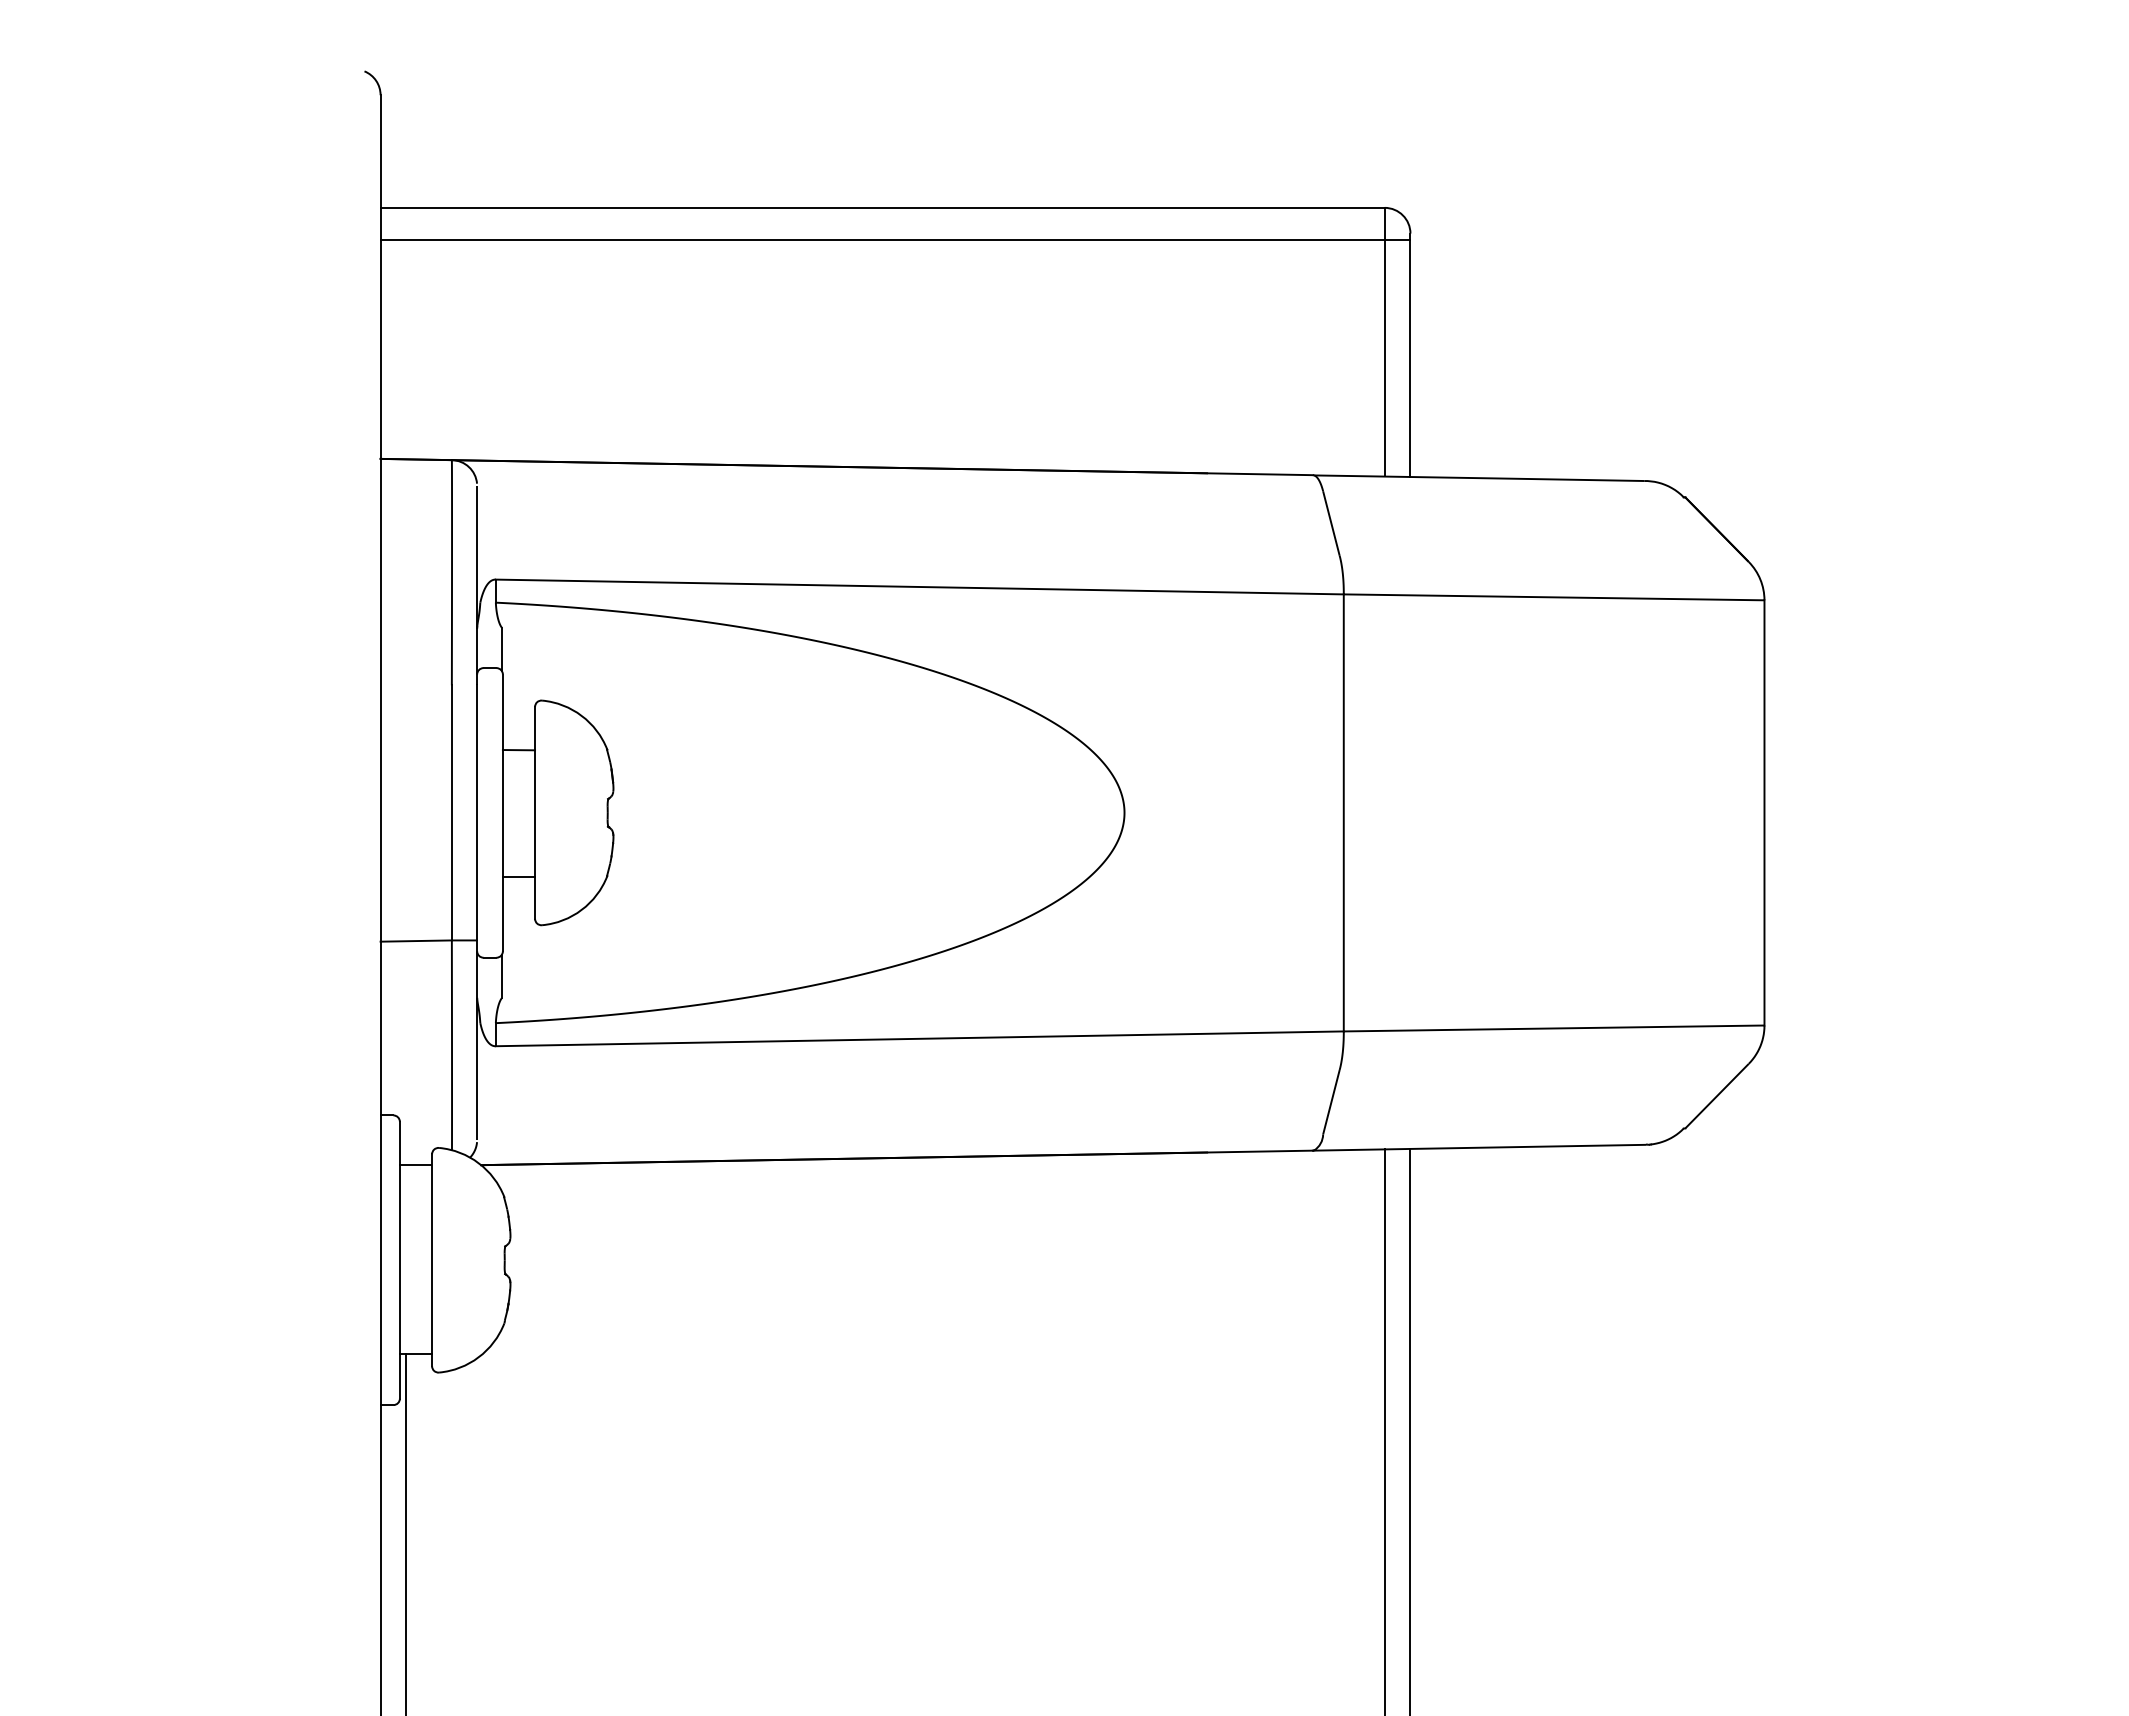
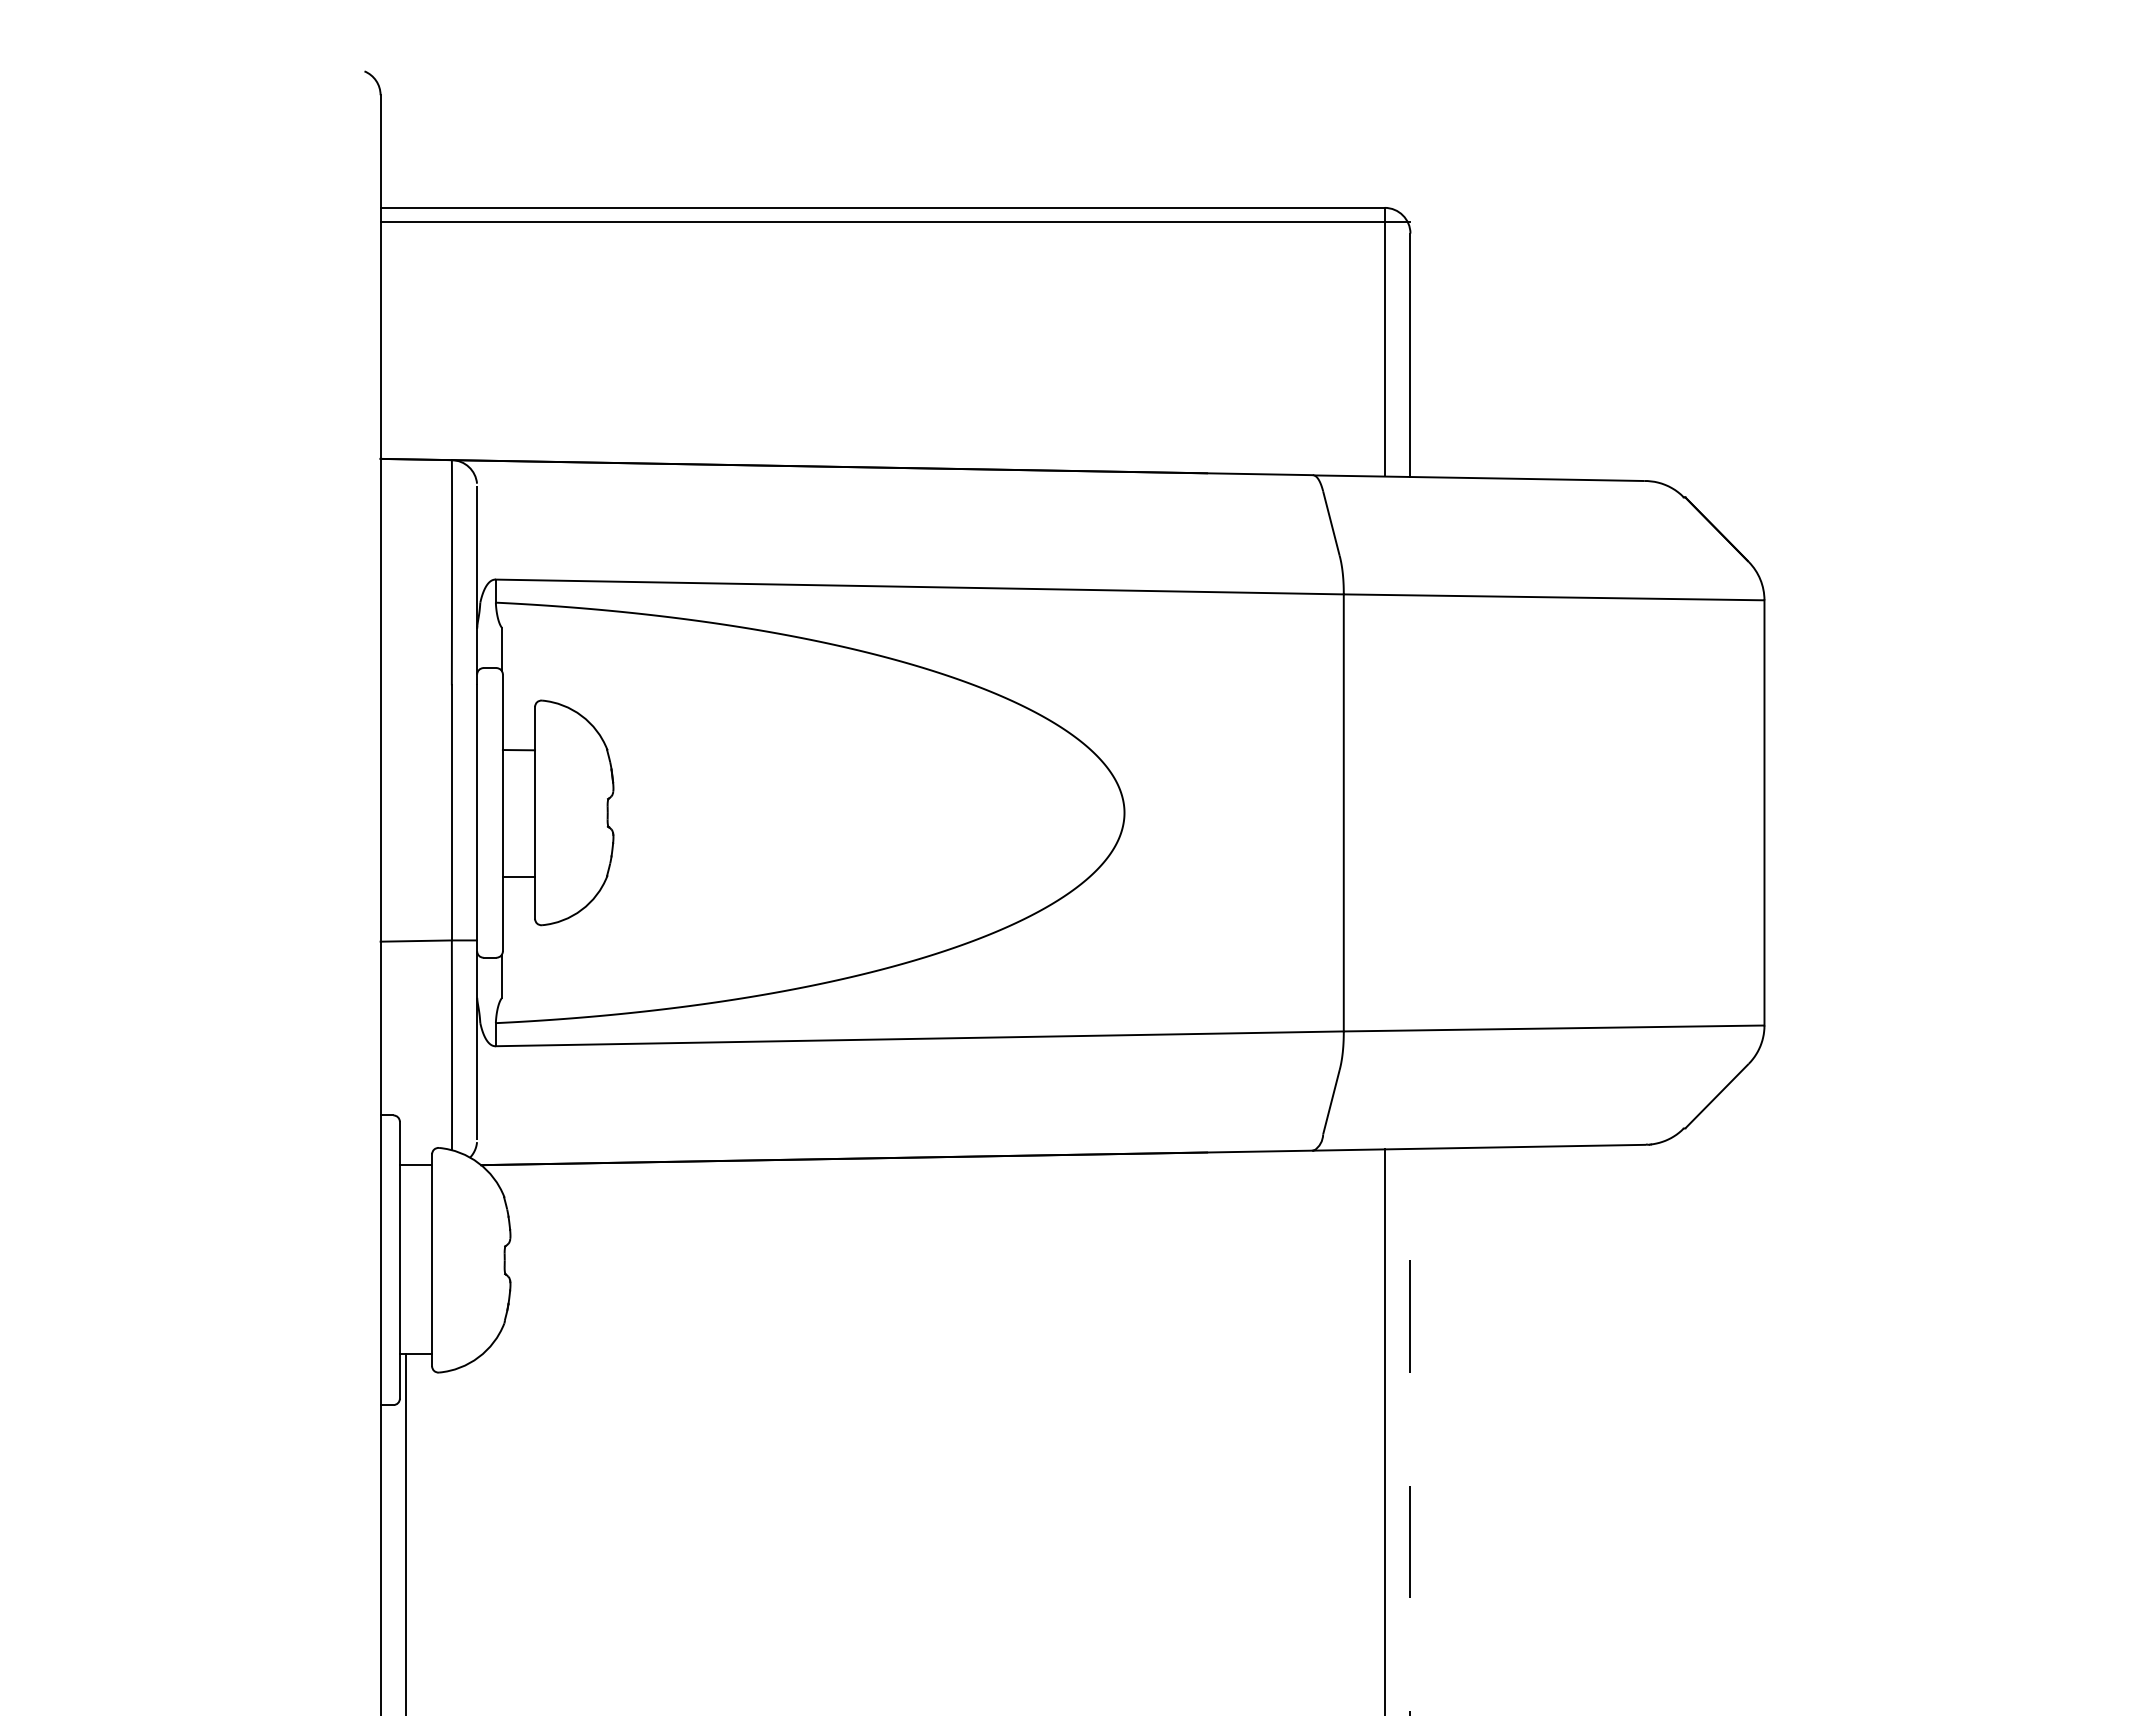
line position: (895, 240) -> (895, 222) (895, 222)
line: solid -> dashed (1410, 1431)
